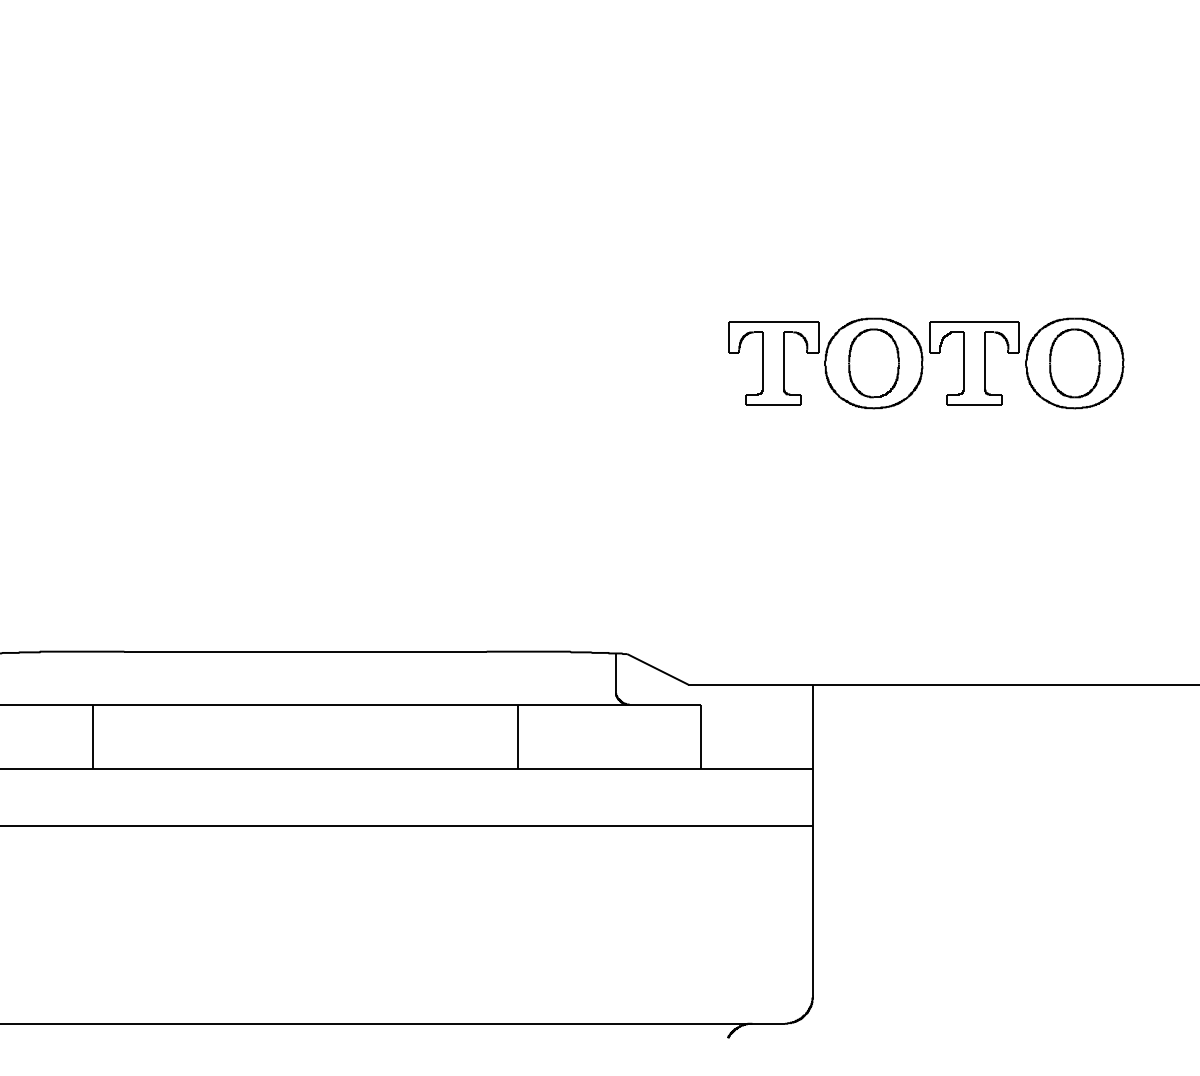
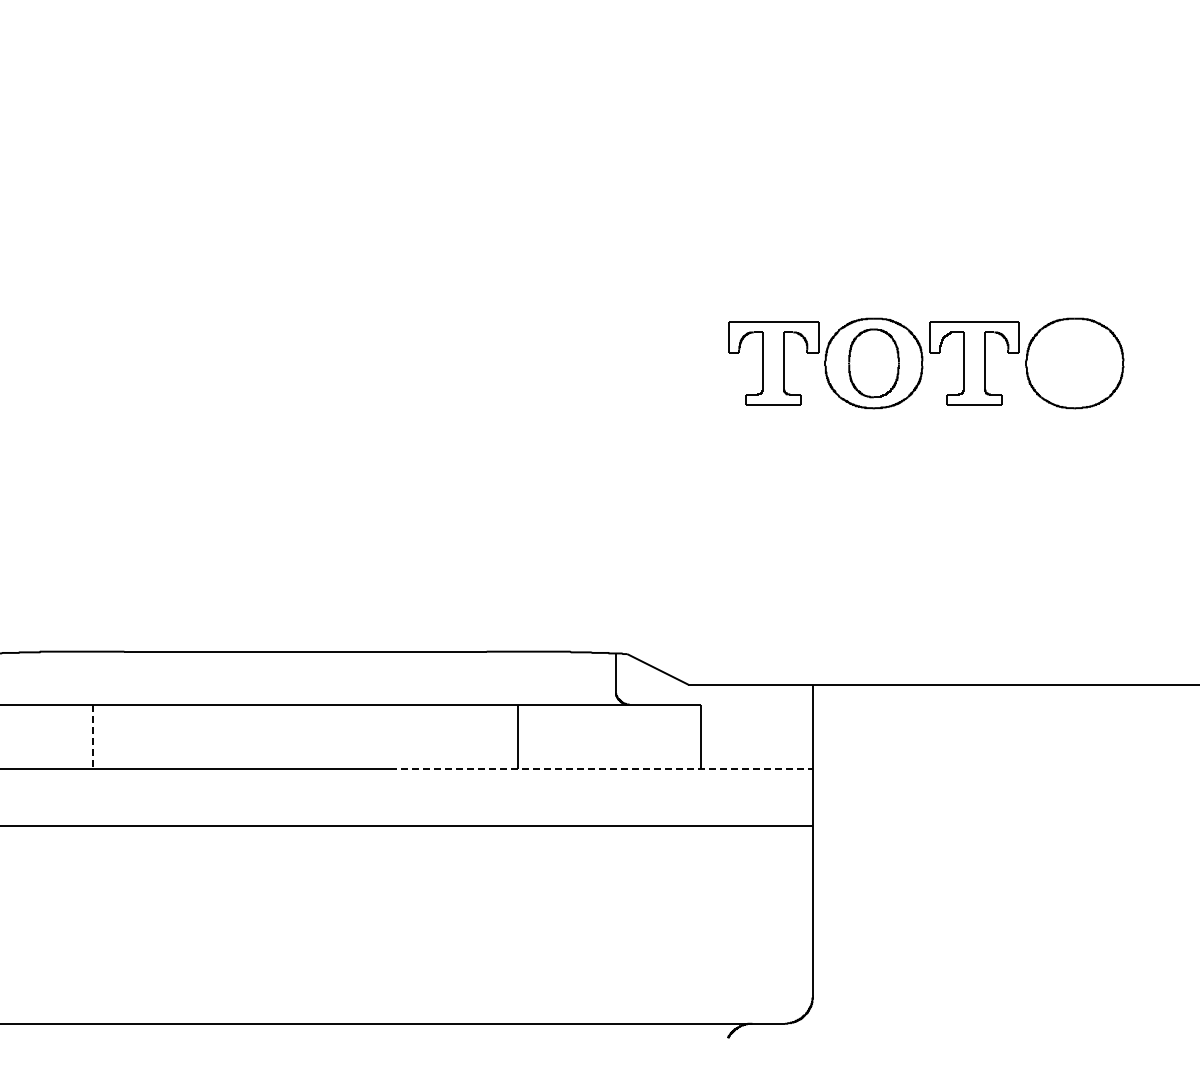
part: present -> none (1074, 363)
line: solid -> dashed (93, 737)
line: solid -> dashed (602, 769)
